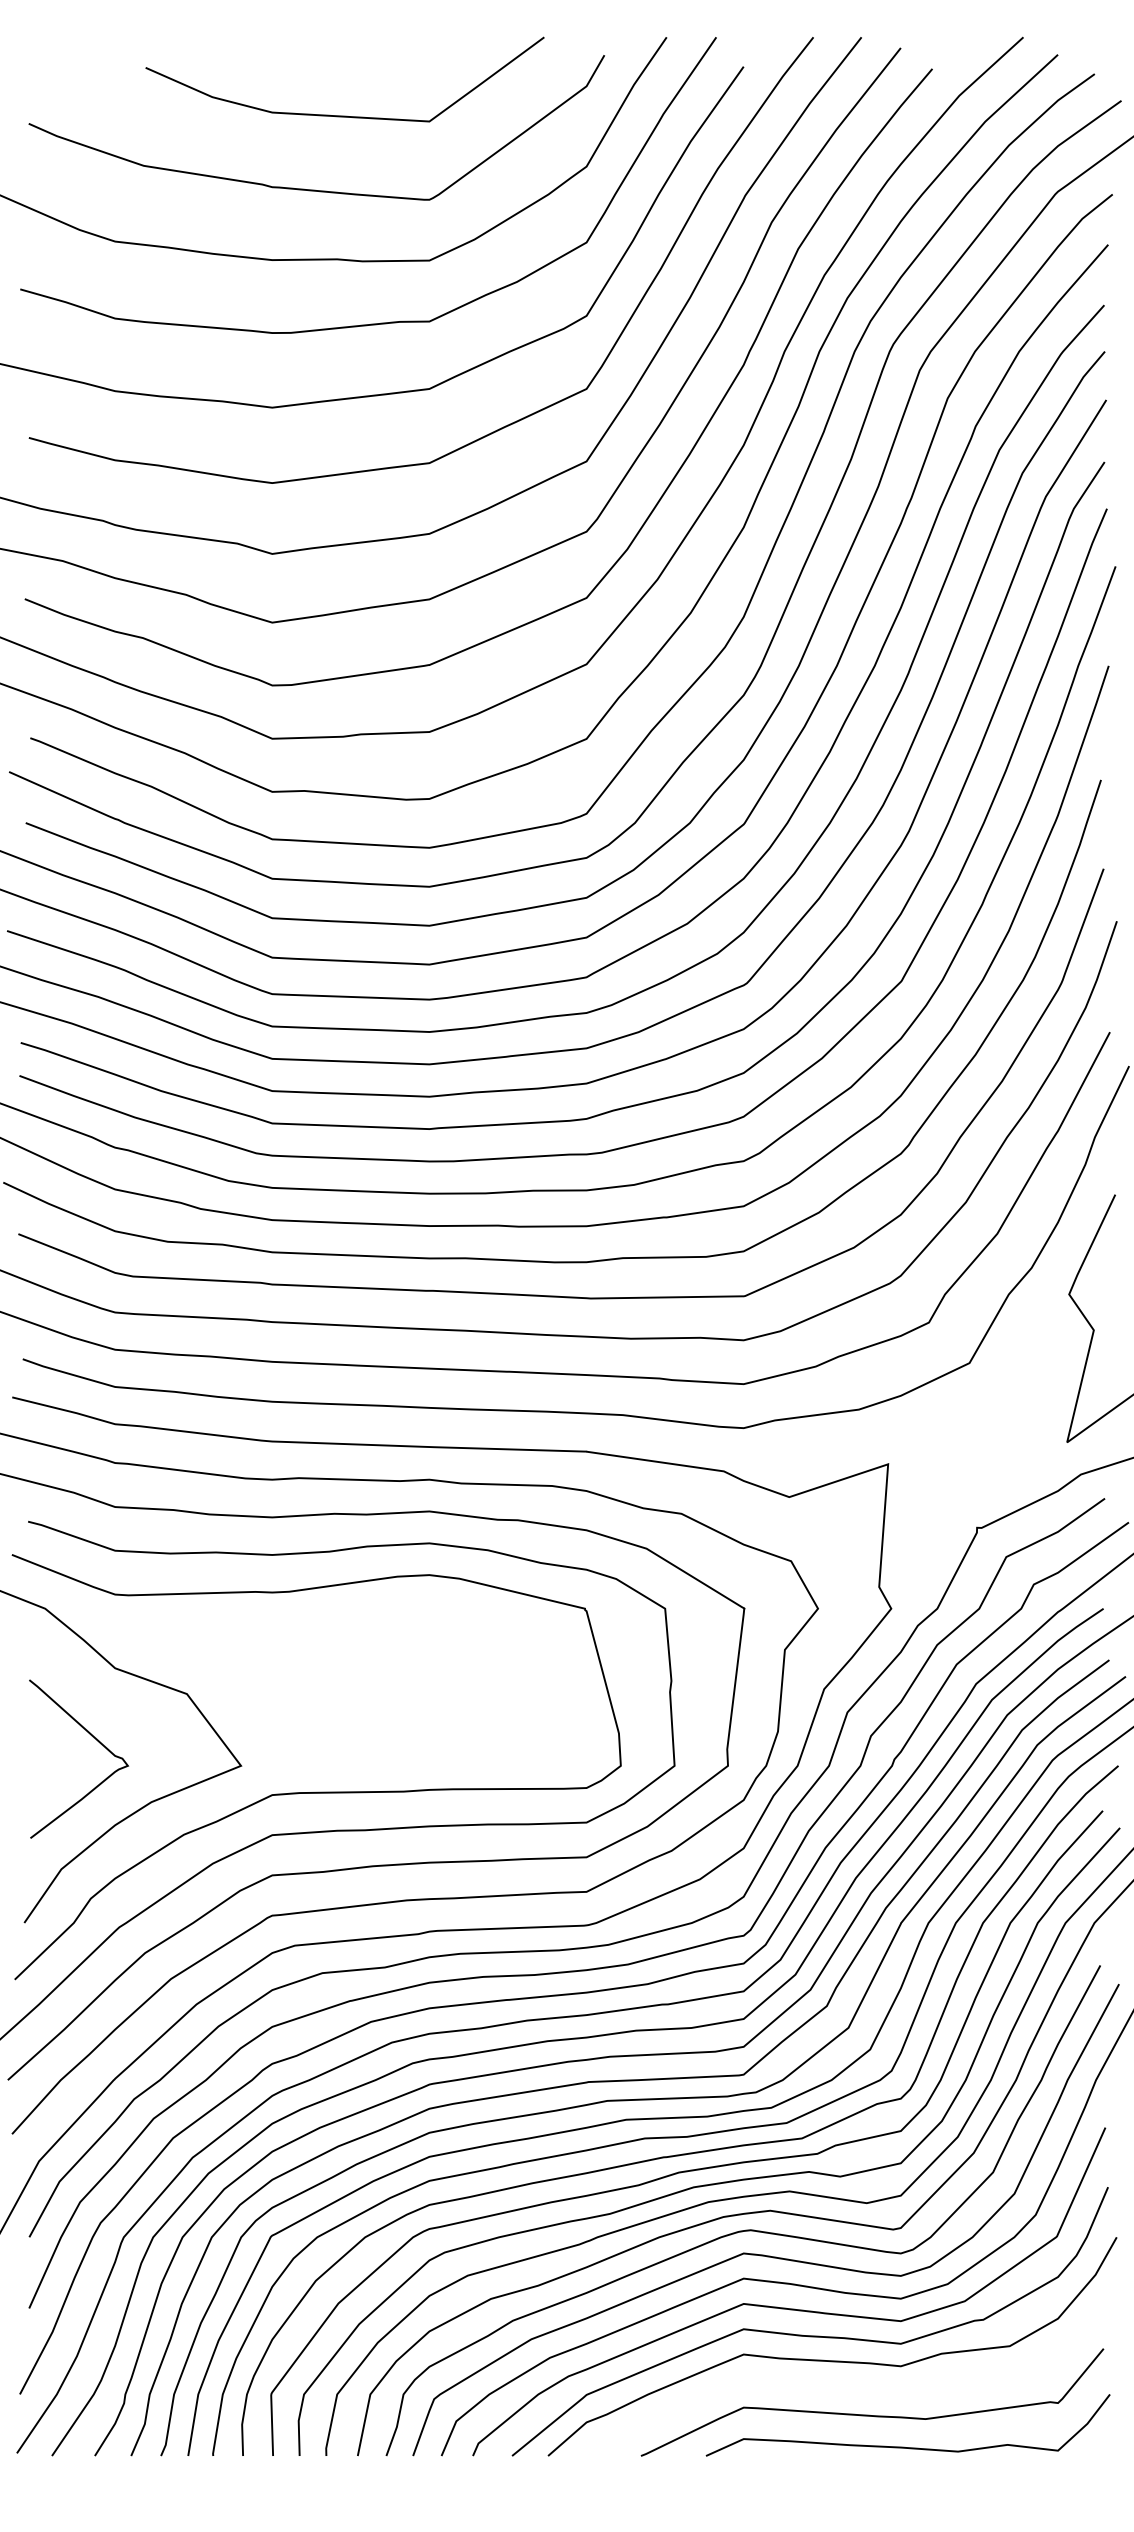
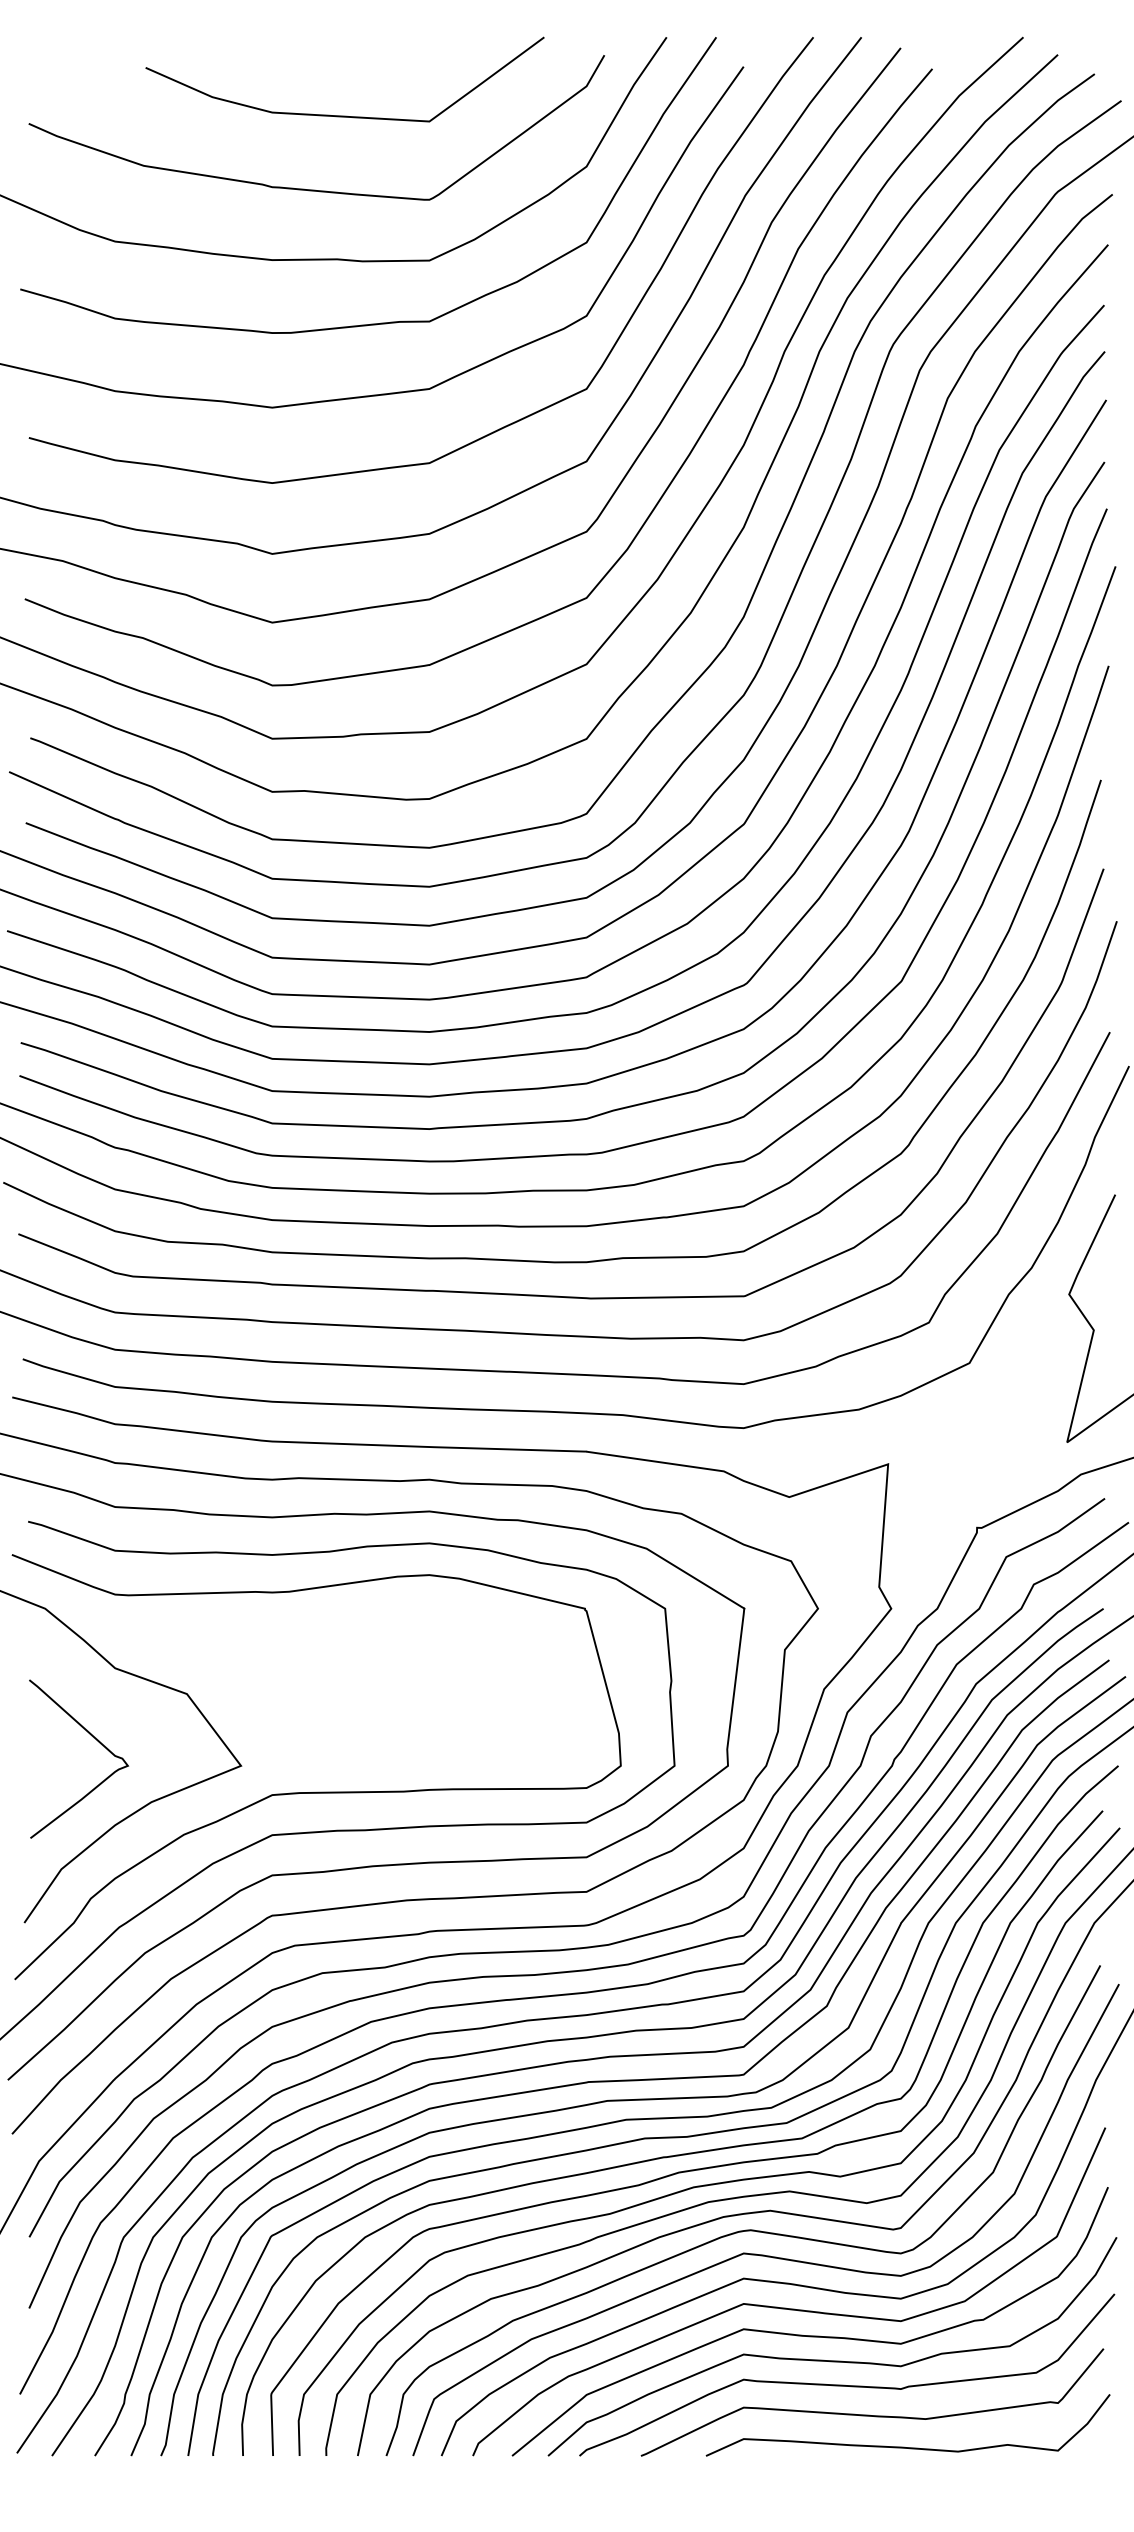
curve: none -> present (844, 2384)
